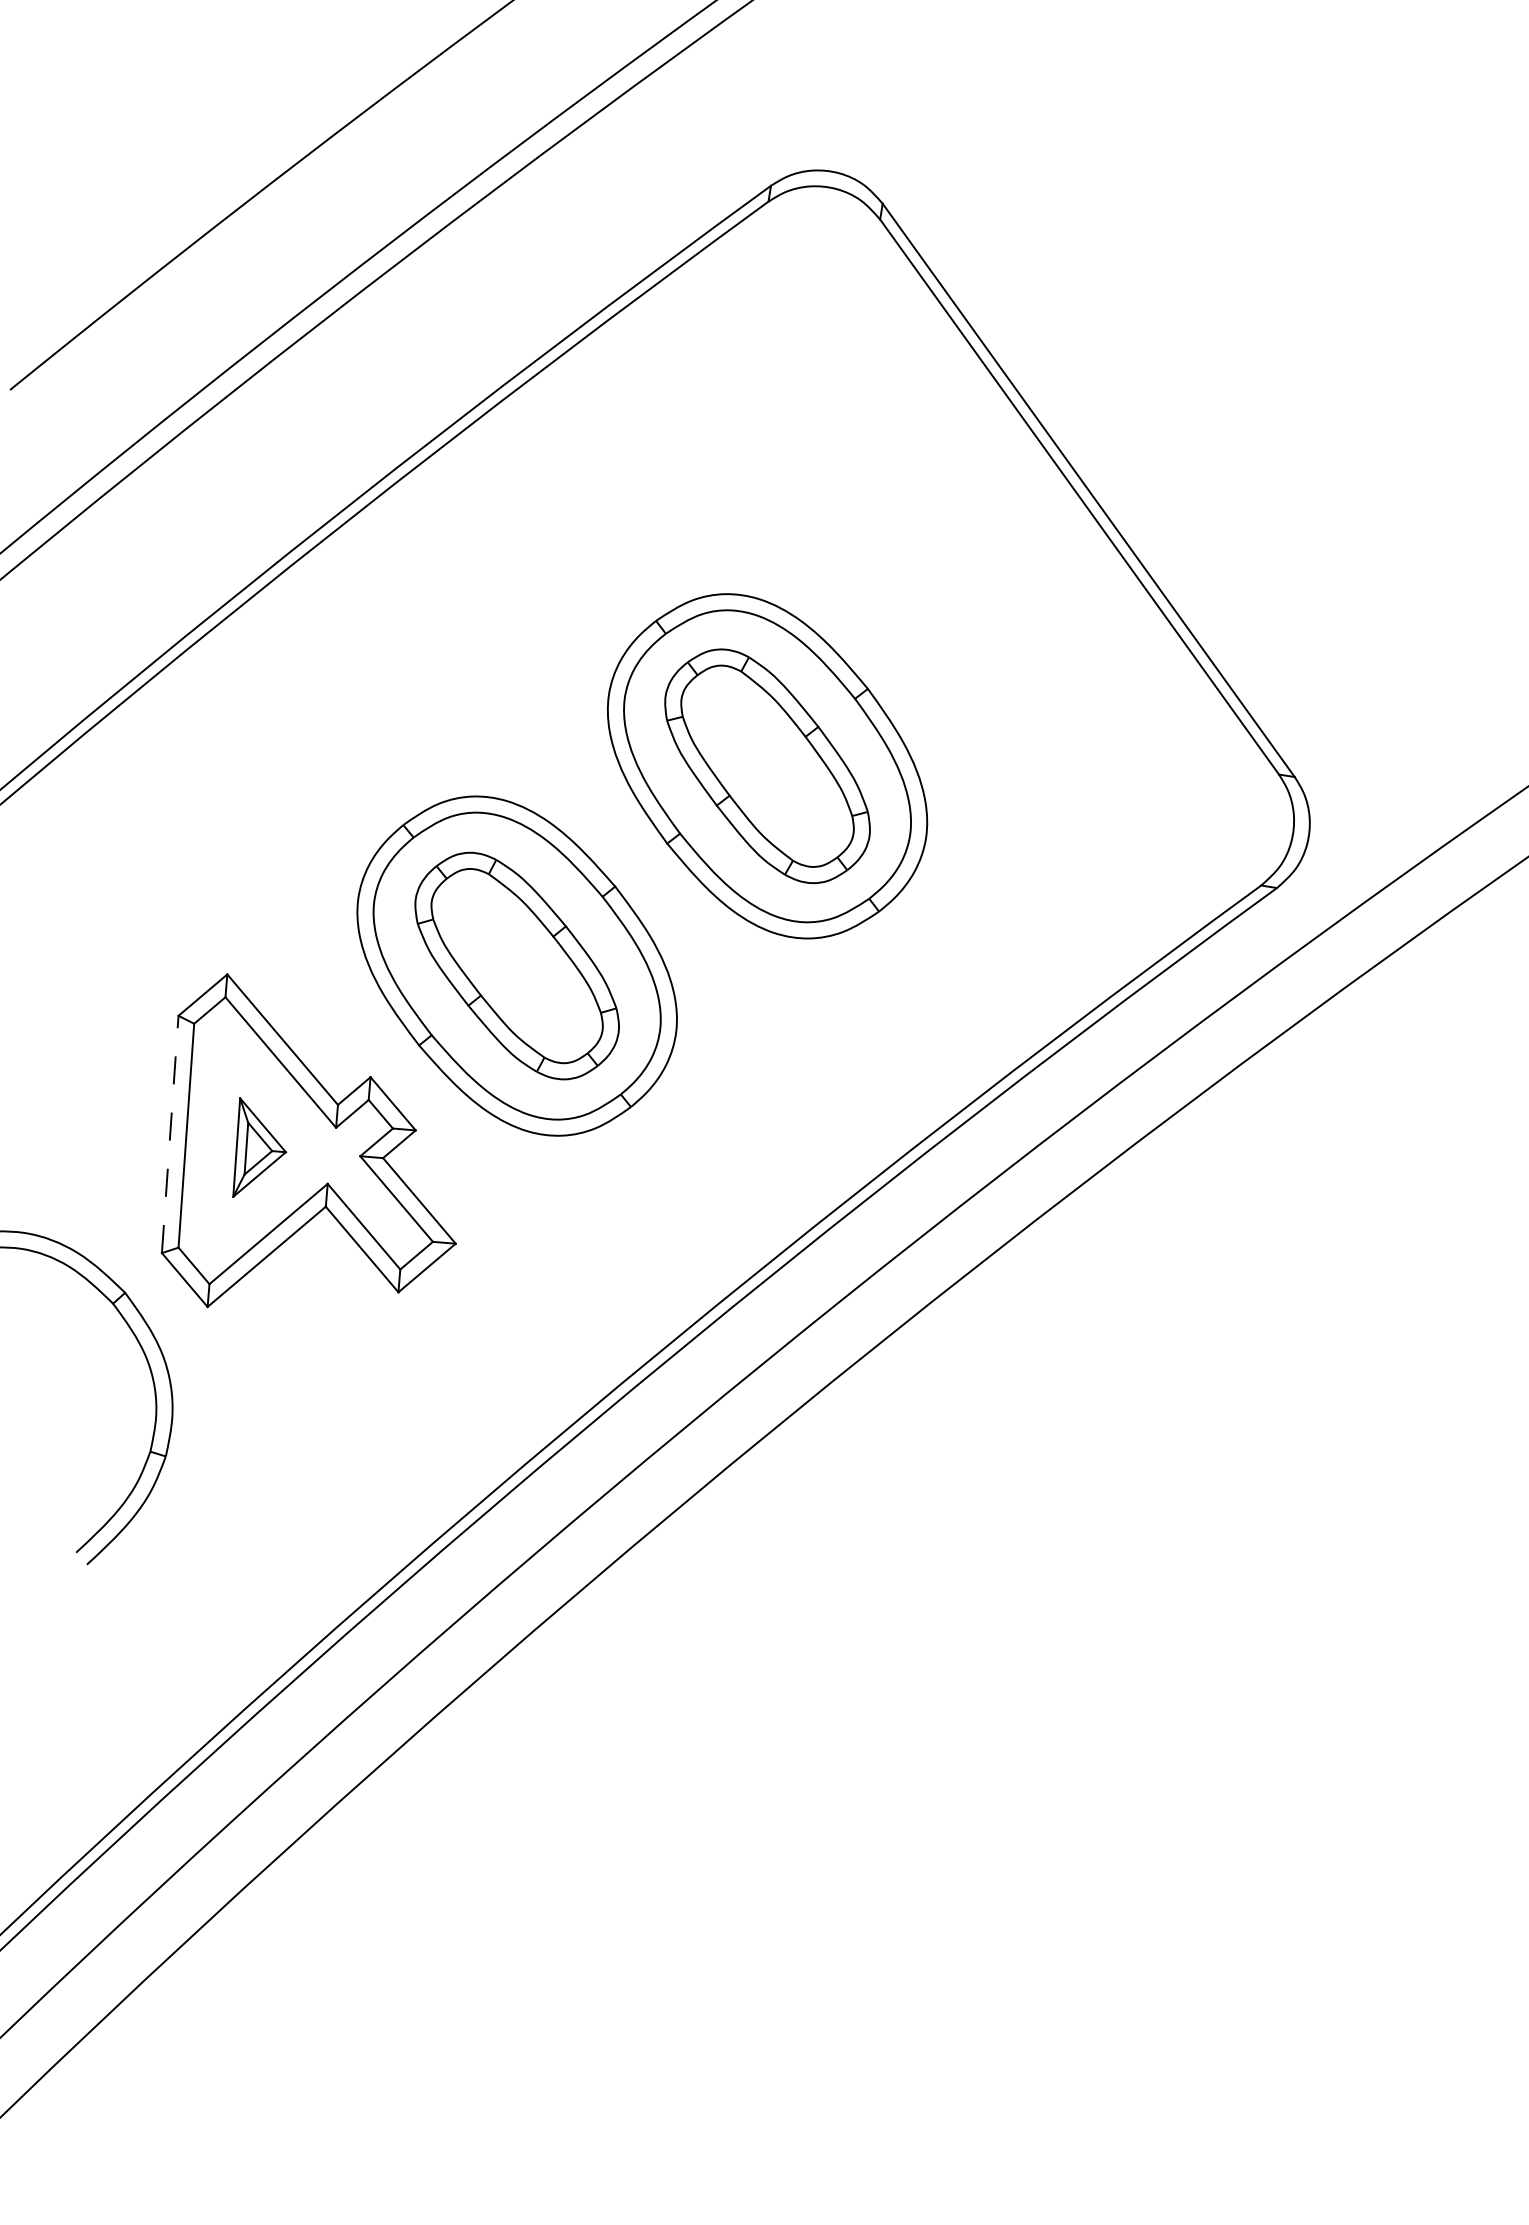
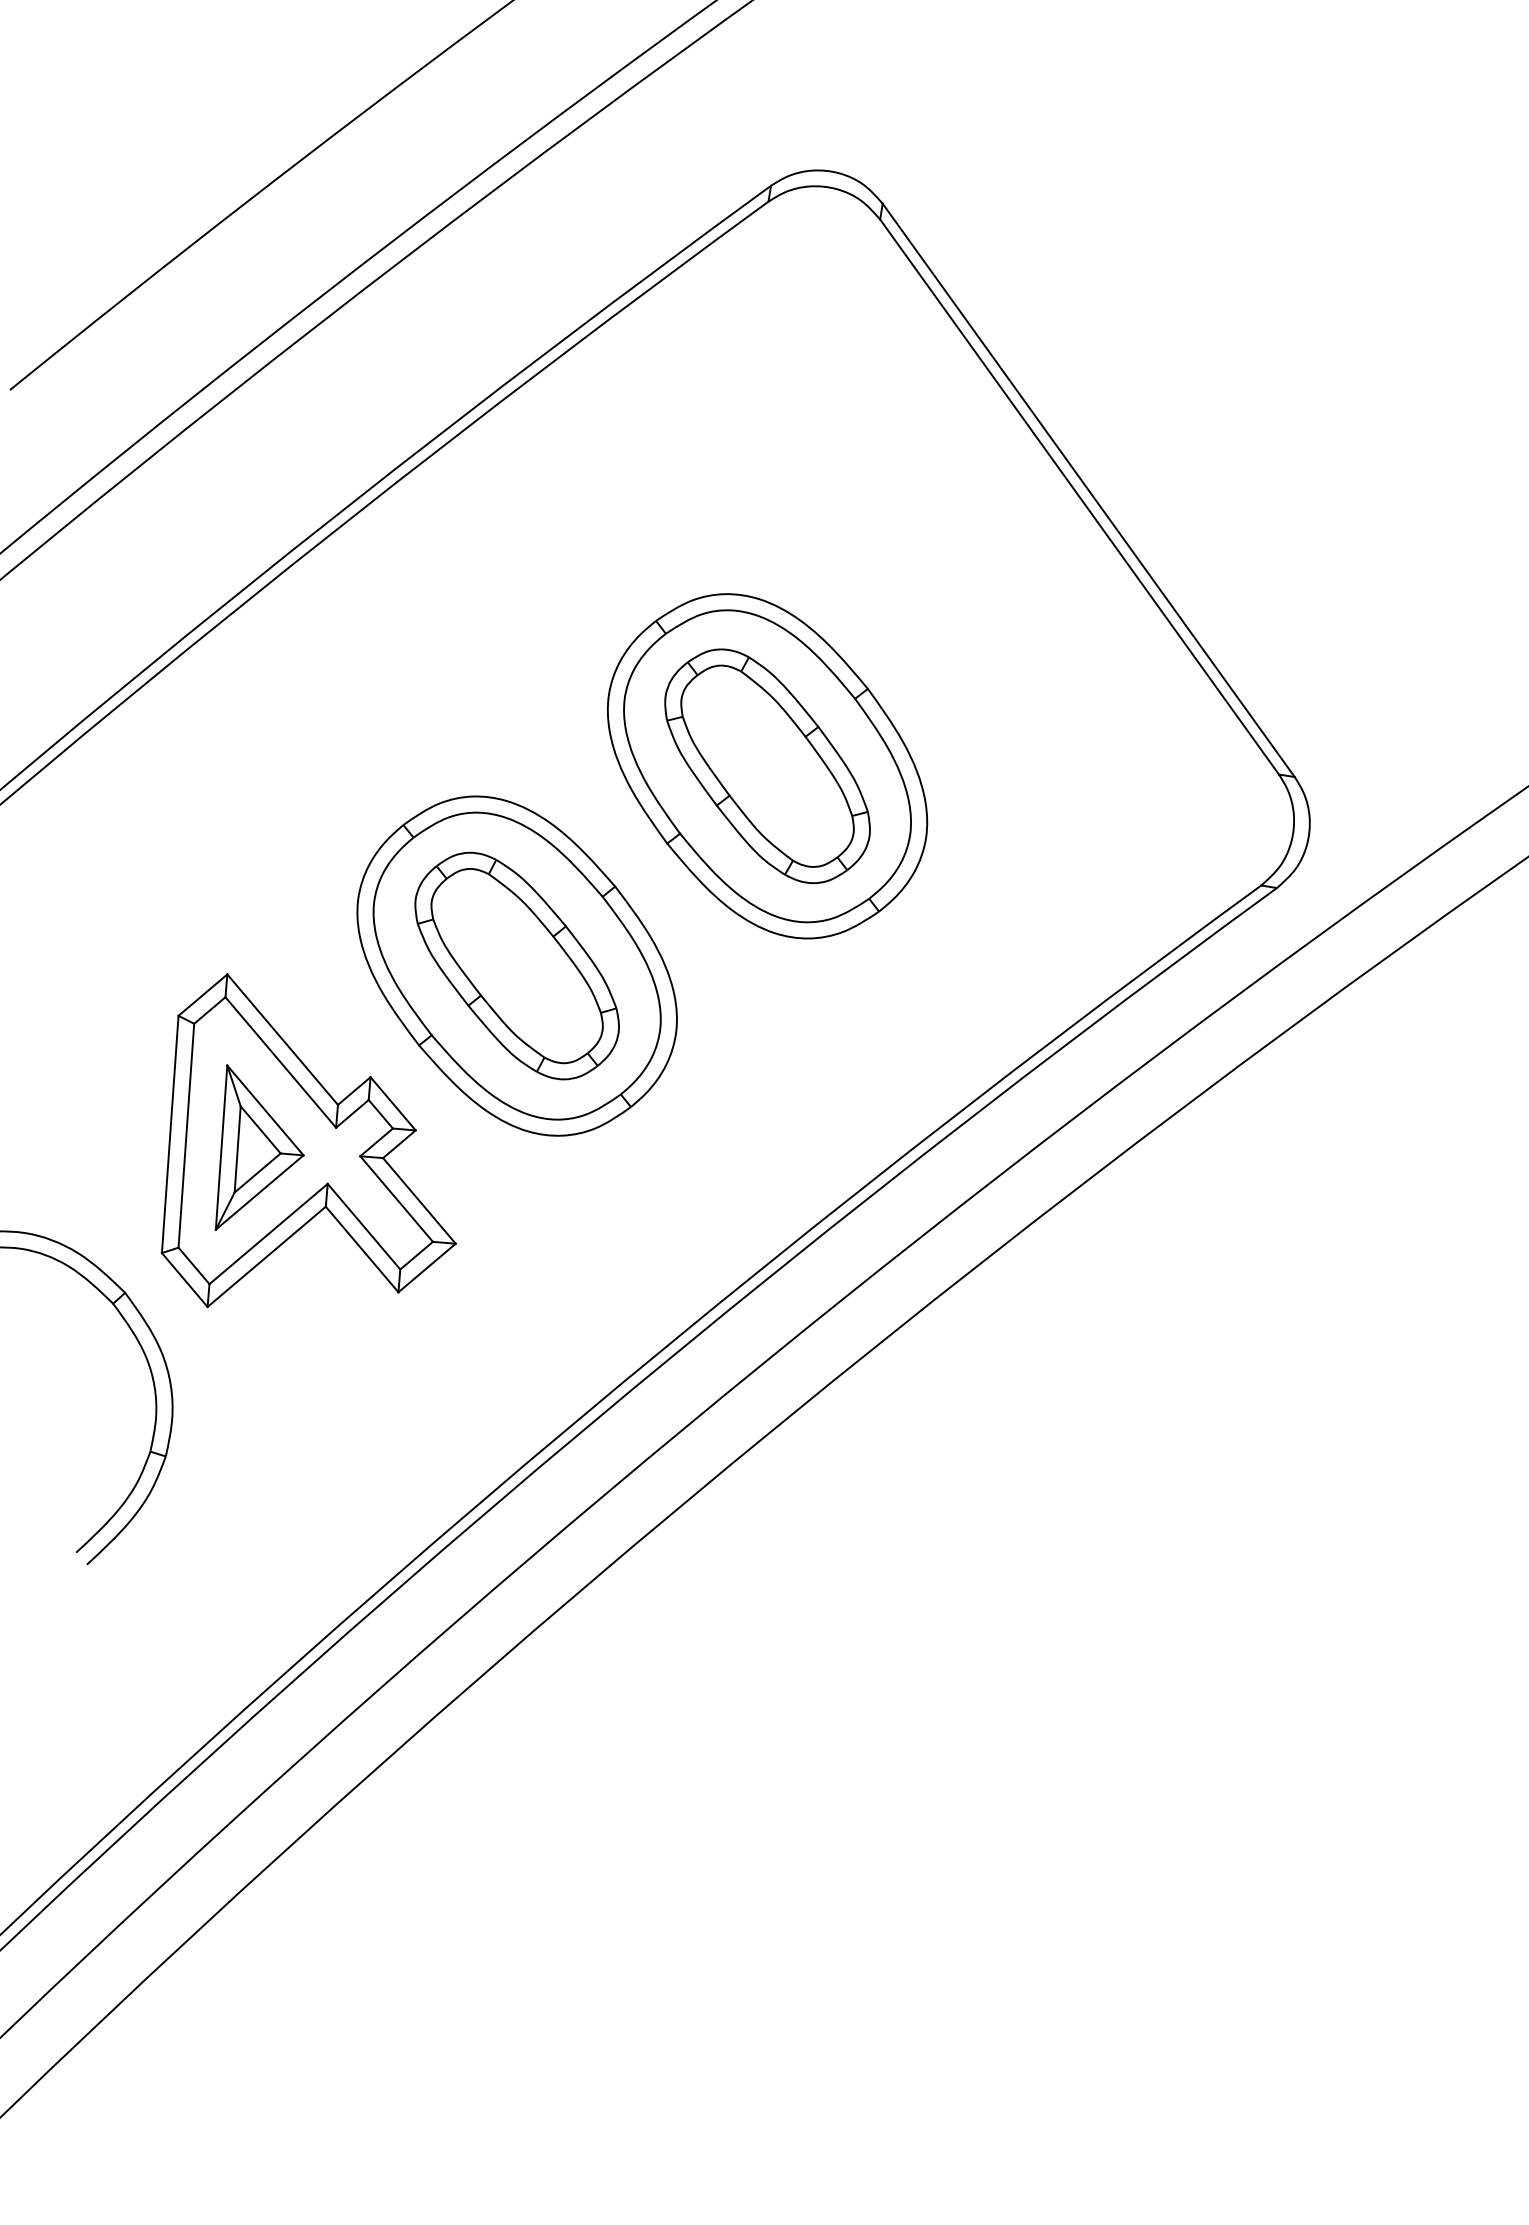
line: dashed -> solid (170, 1134)
part size: 56x101 px -> 91x167 px (259, 1147)
